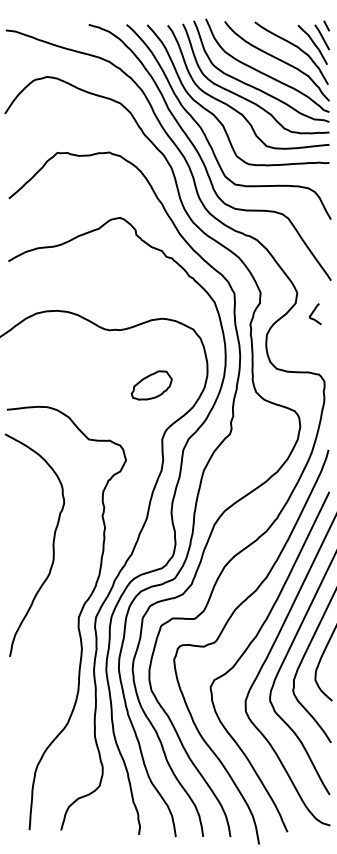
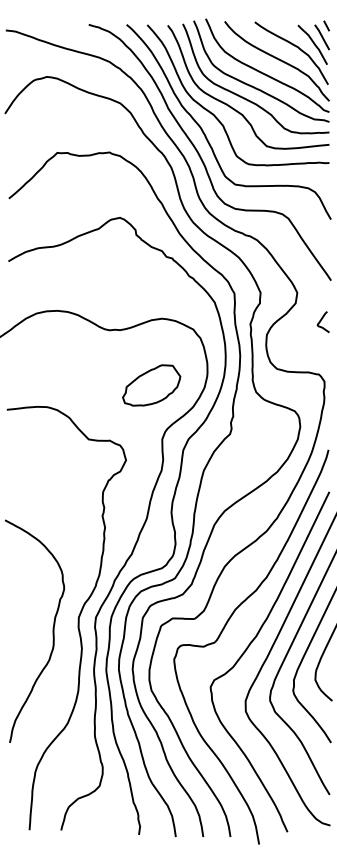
curve position: (313, 313) -> (321, 321) (321, 321)
part size: 43x31 px -> 60x43 px (151, 385)
curve position: (52, 544) -> (52, 630) (52, 630)
